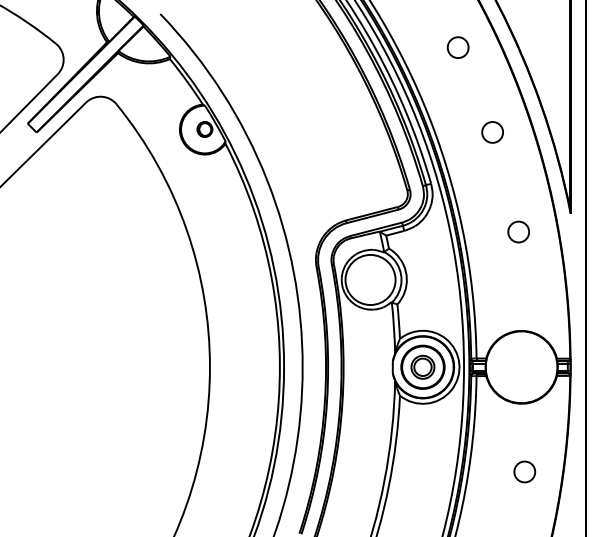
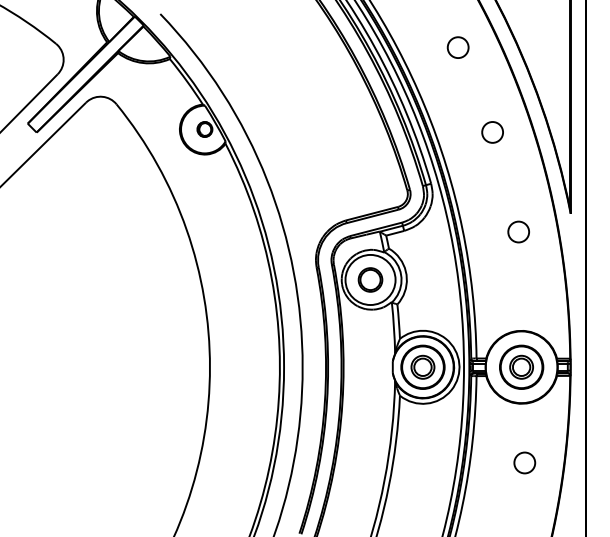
part: none -> present (370, 279)
part: none -> present (521, 366)
part position: (524, 471) -> (524, 462) (524, 462)
